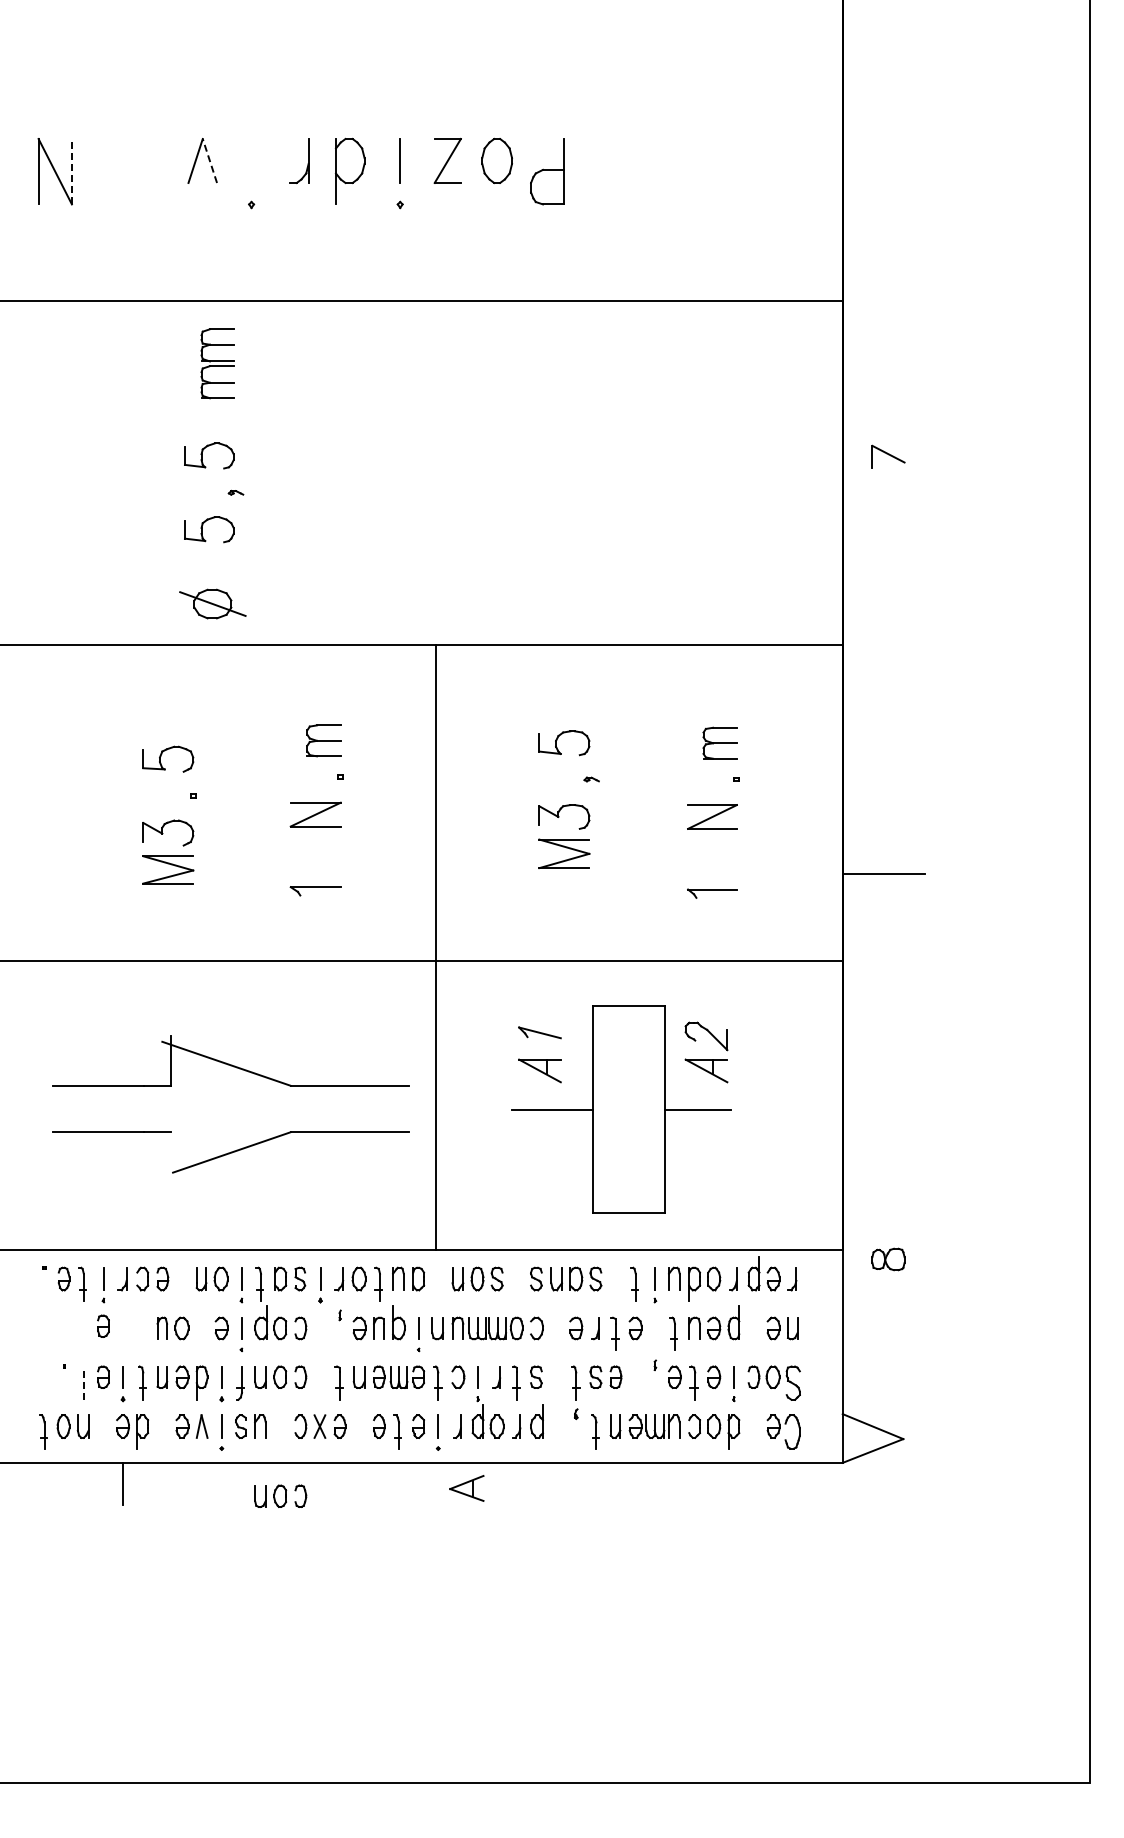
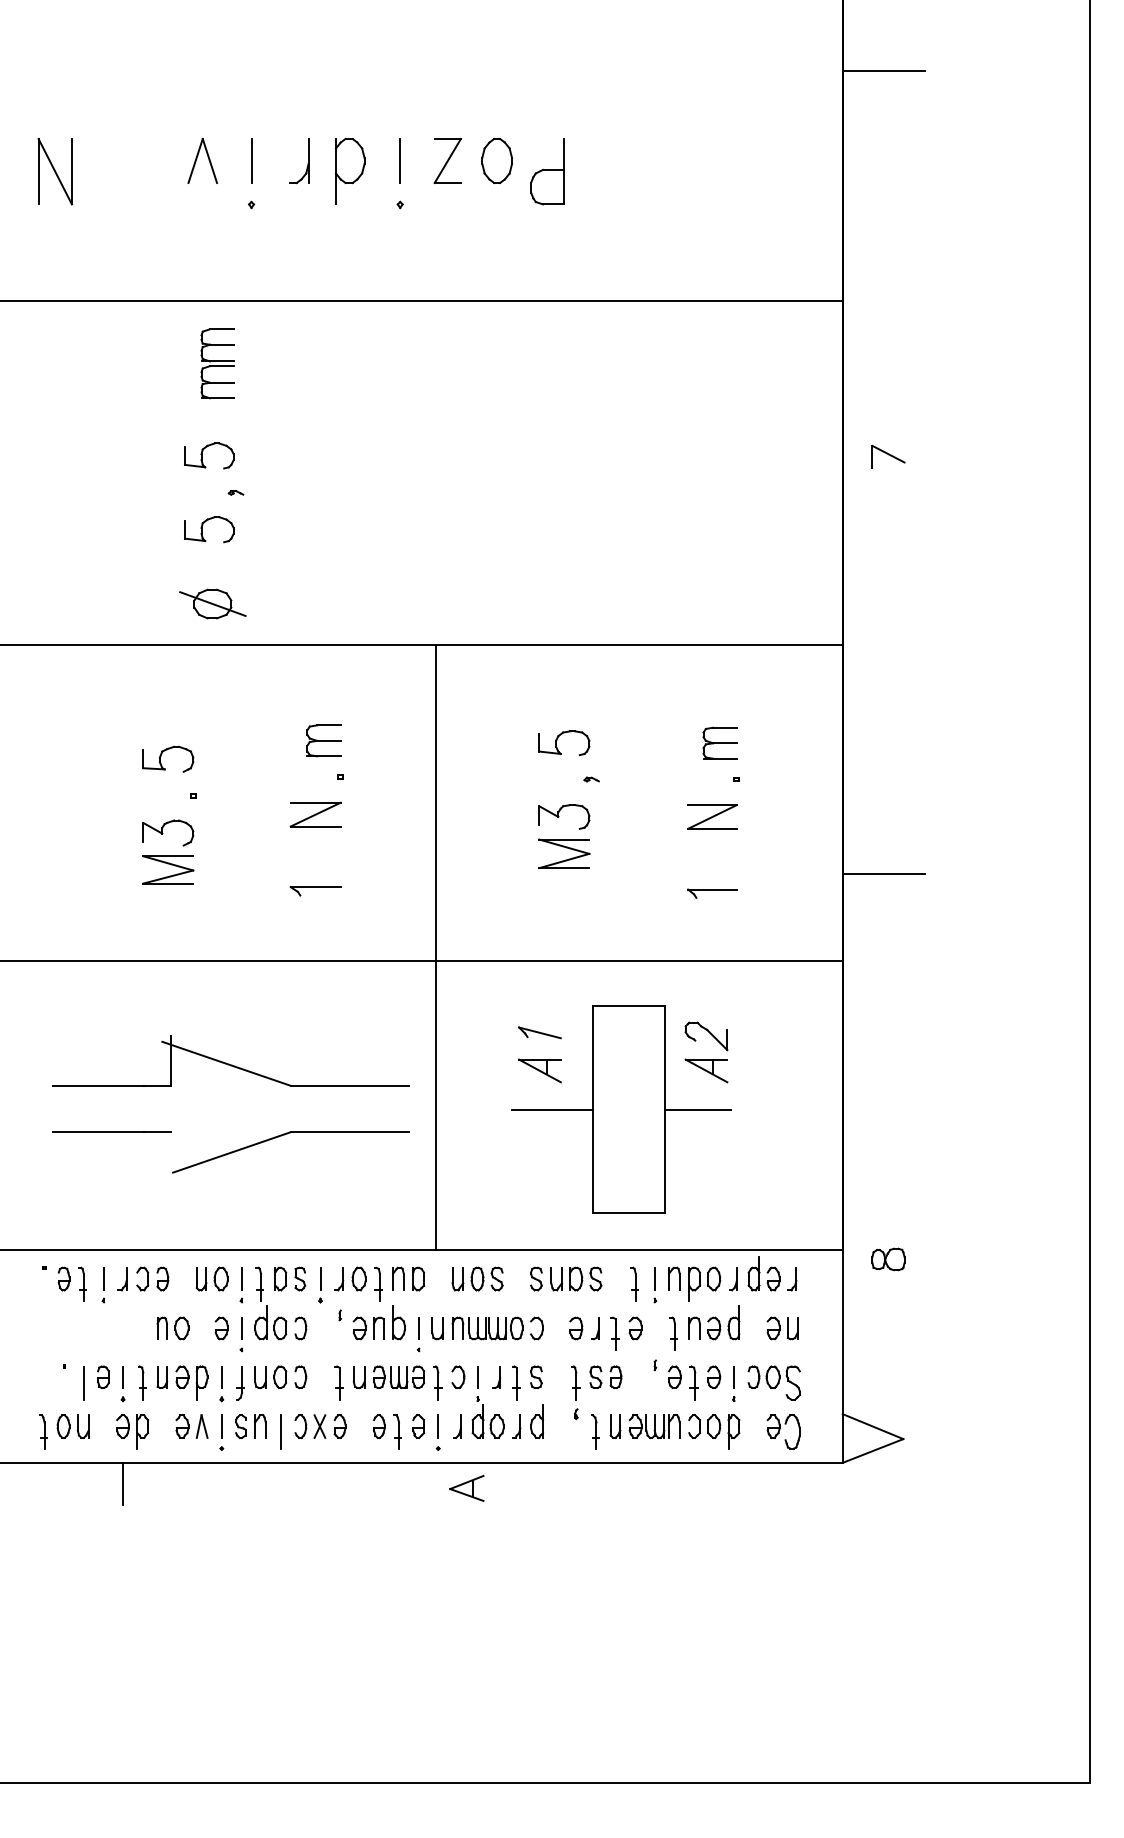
line: none -> present (883, 71)
line: dashed -> solid (209, 160)
line: none -> present (251, 160)
line: dashed -> solid (71, 171)
part: present -> none (103, 1325)
line: dashed -> solid (83, 1383)
line: none -> present (281, 1431)
part: present -> none (280, 1495)
